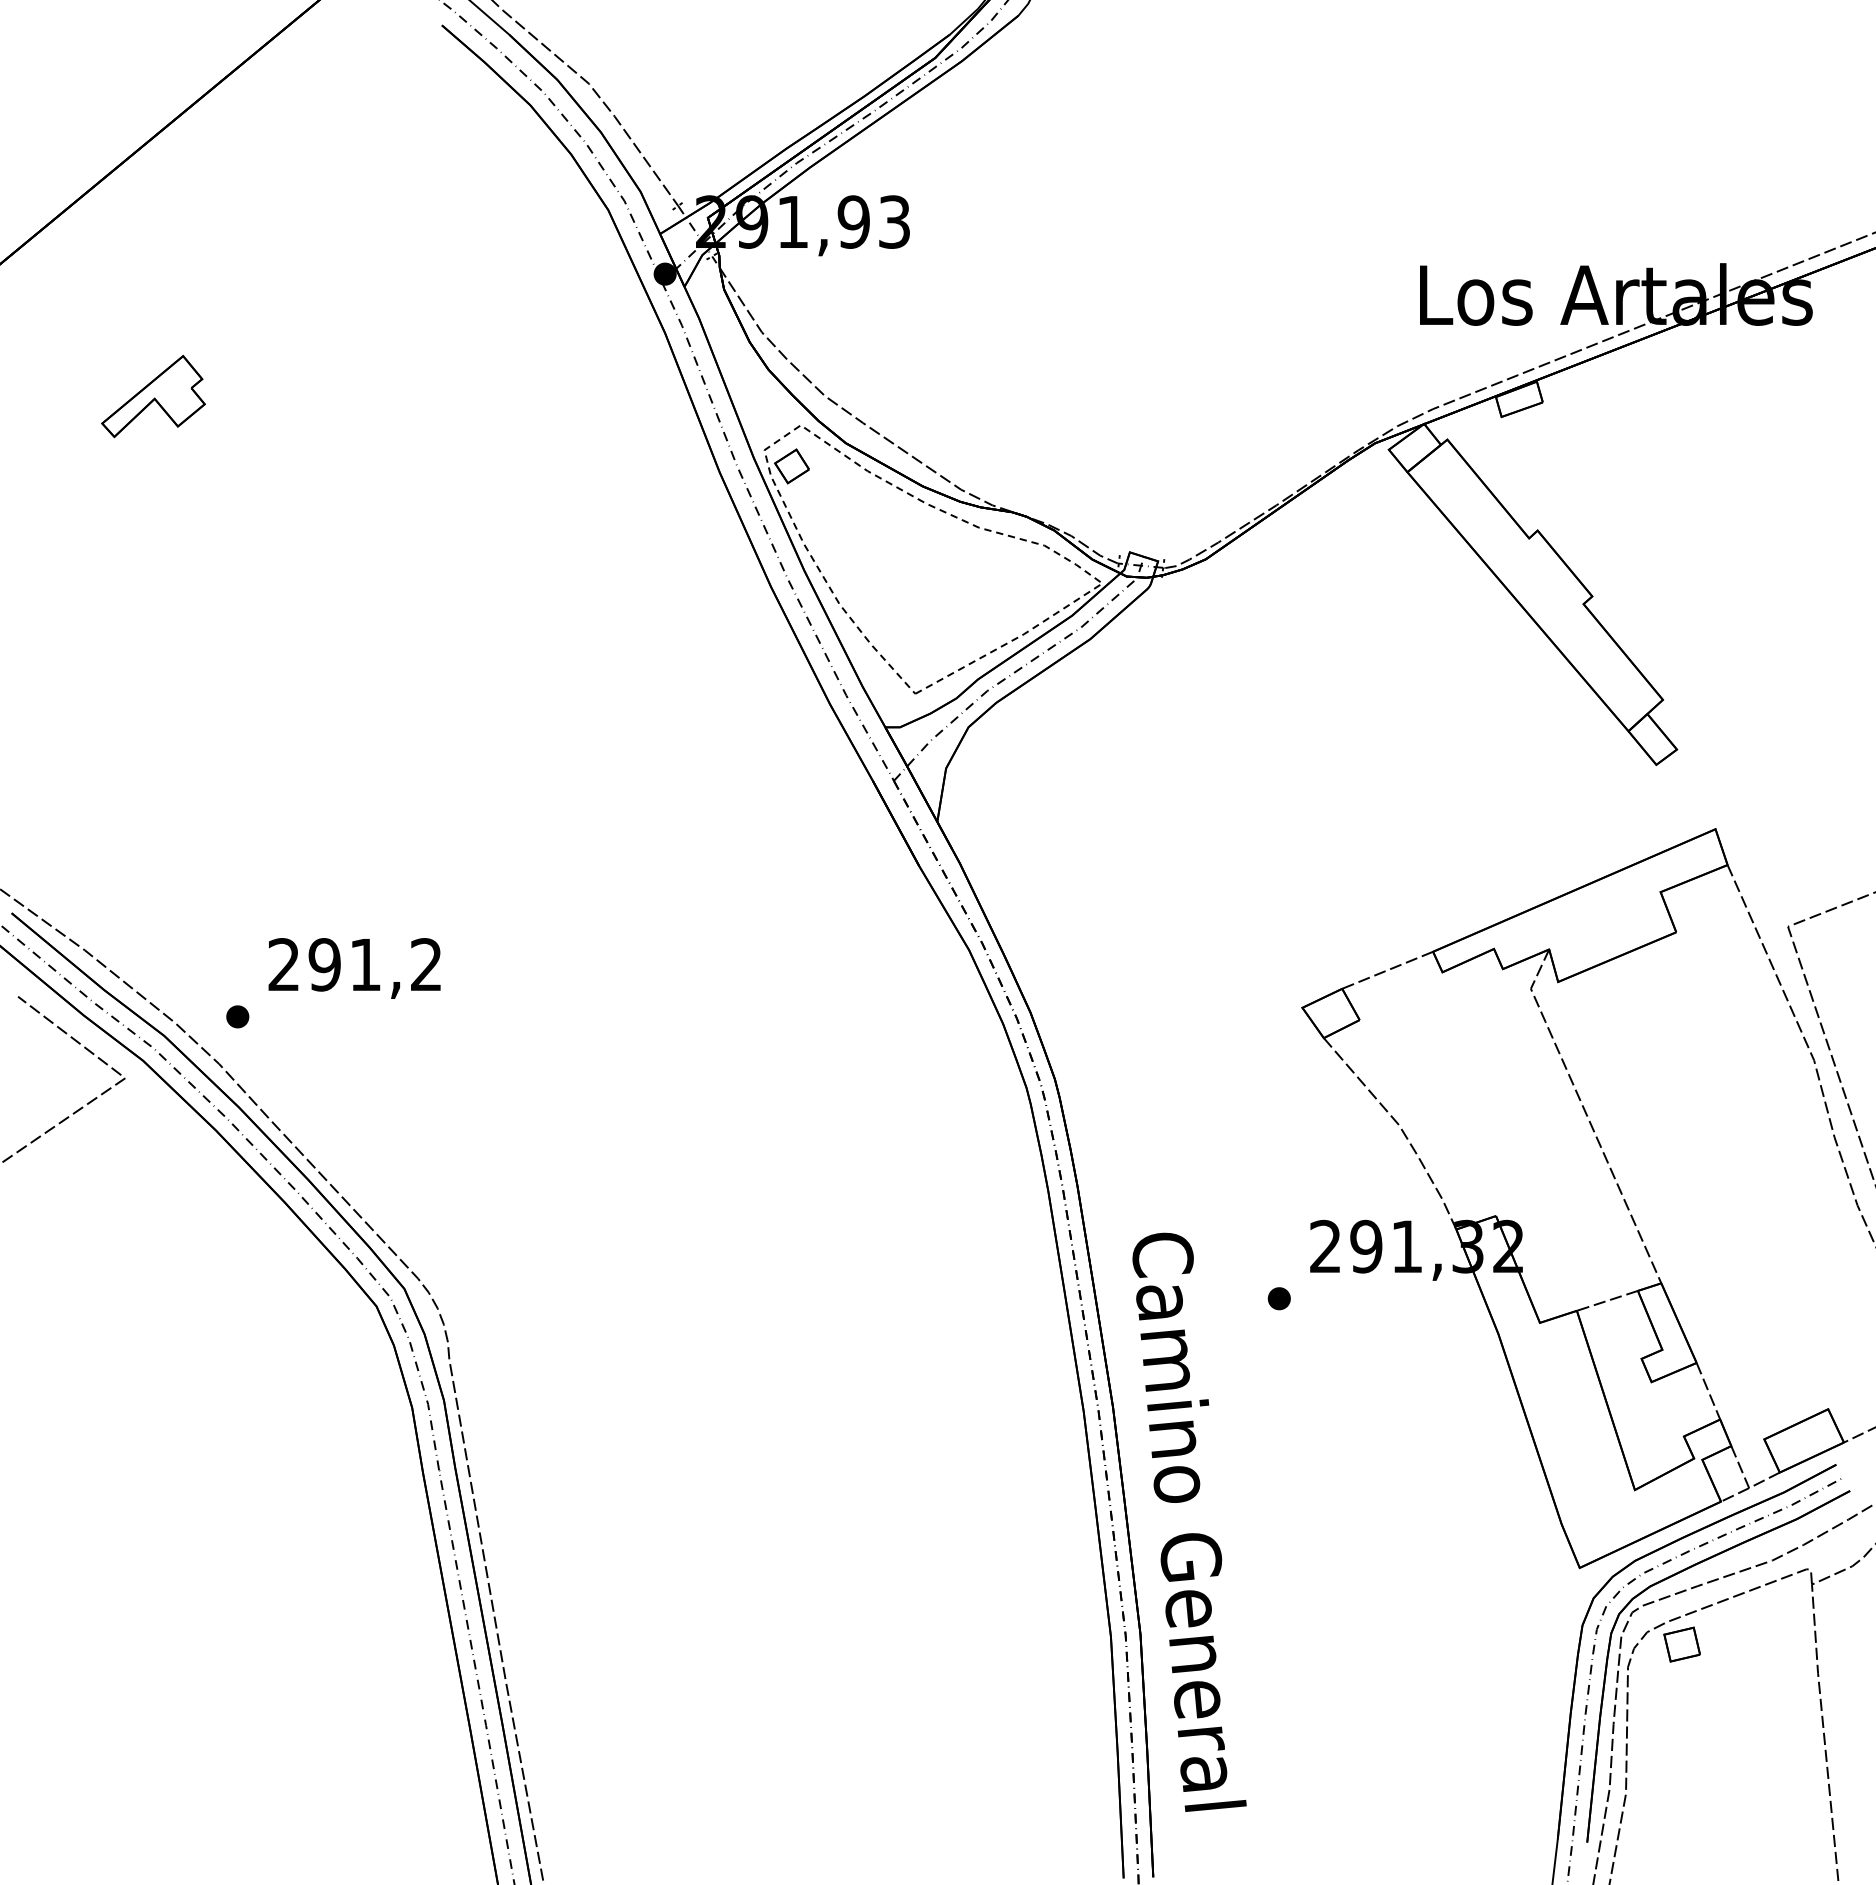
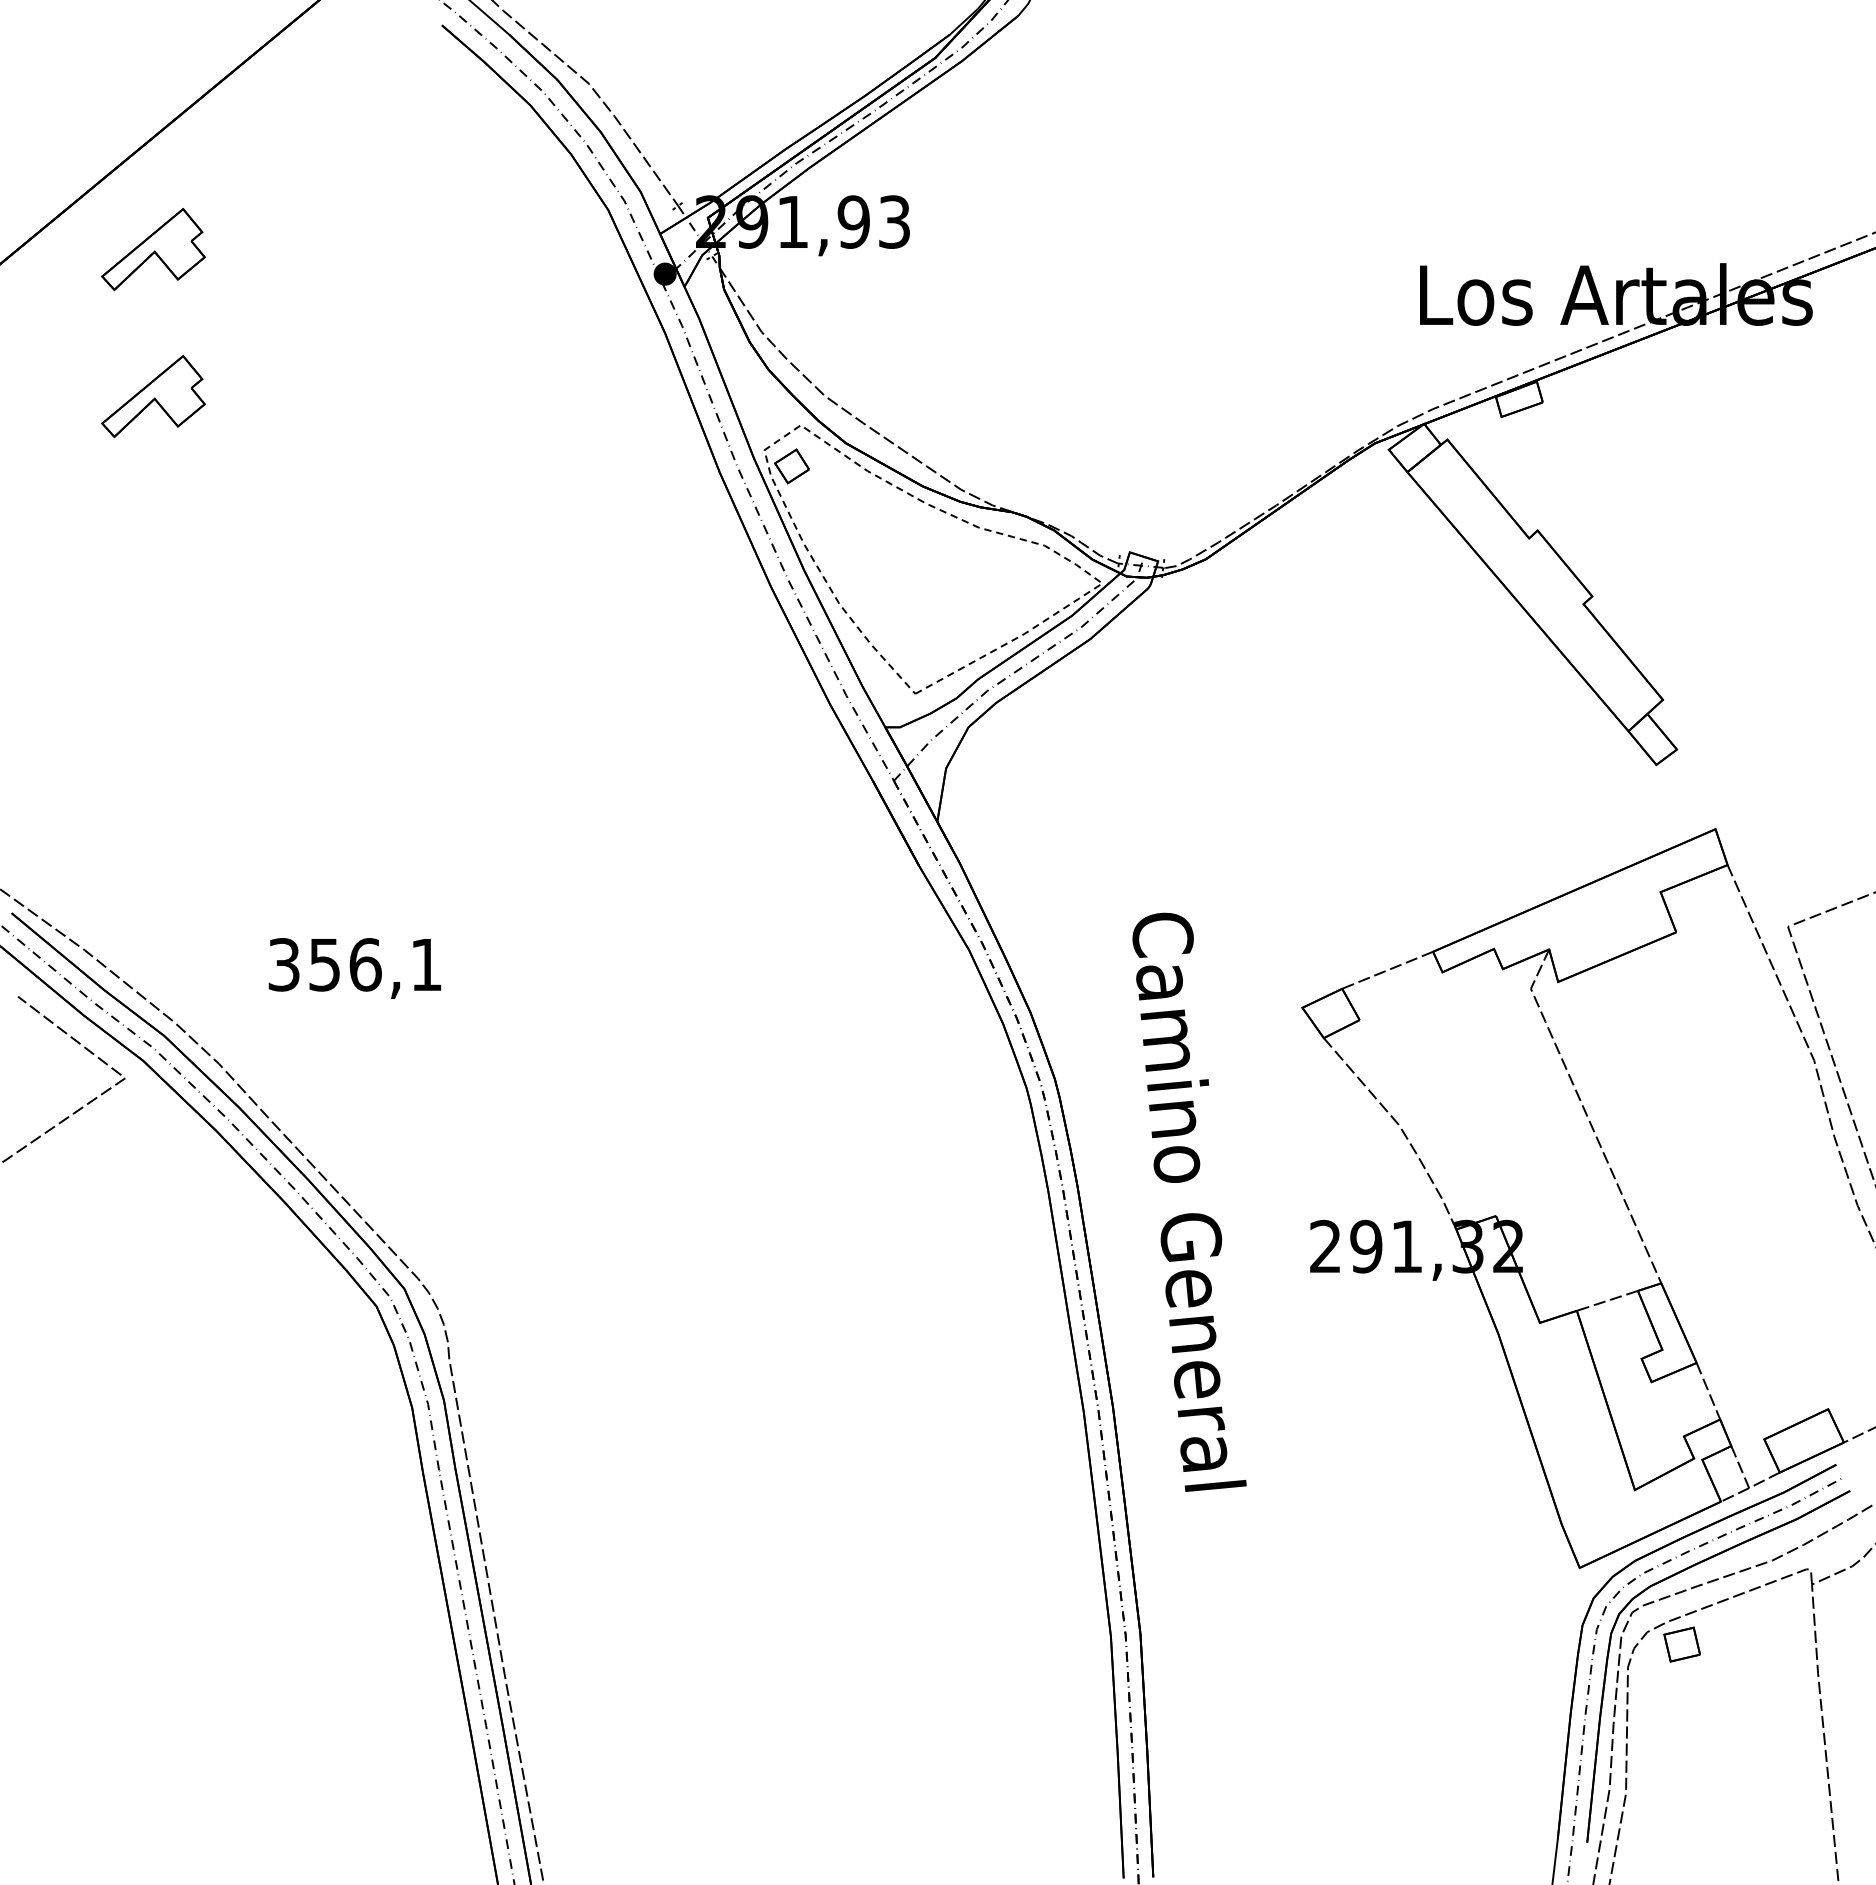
part: none -> present (153, 249)
text: 291,2 -> 356,1 (354, 964)
part: present -> none (237, 1016)
part: present -> none (1278, 1298)
text position: (1189, 1521) -> (1189, 1201) (1189, 1201)
